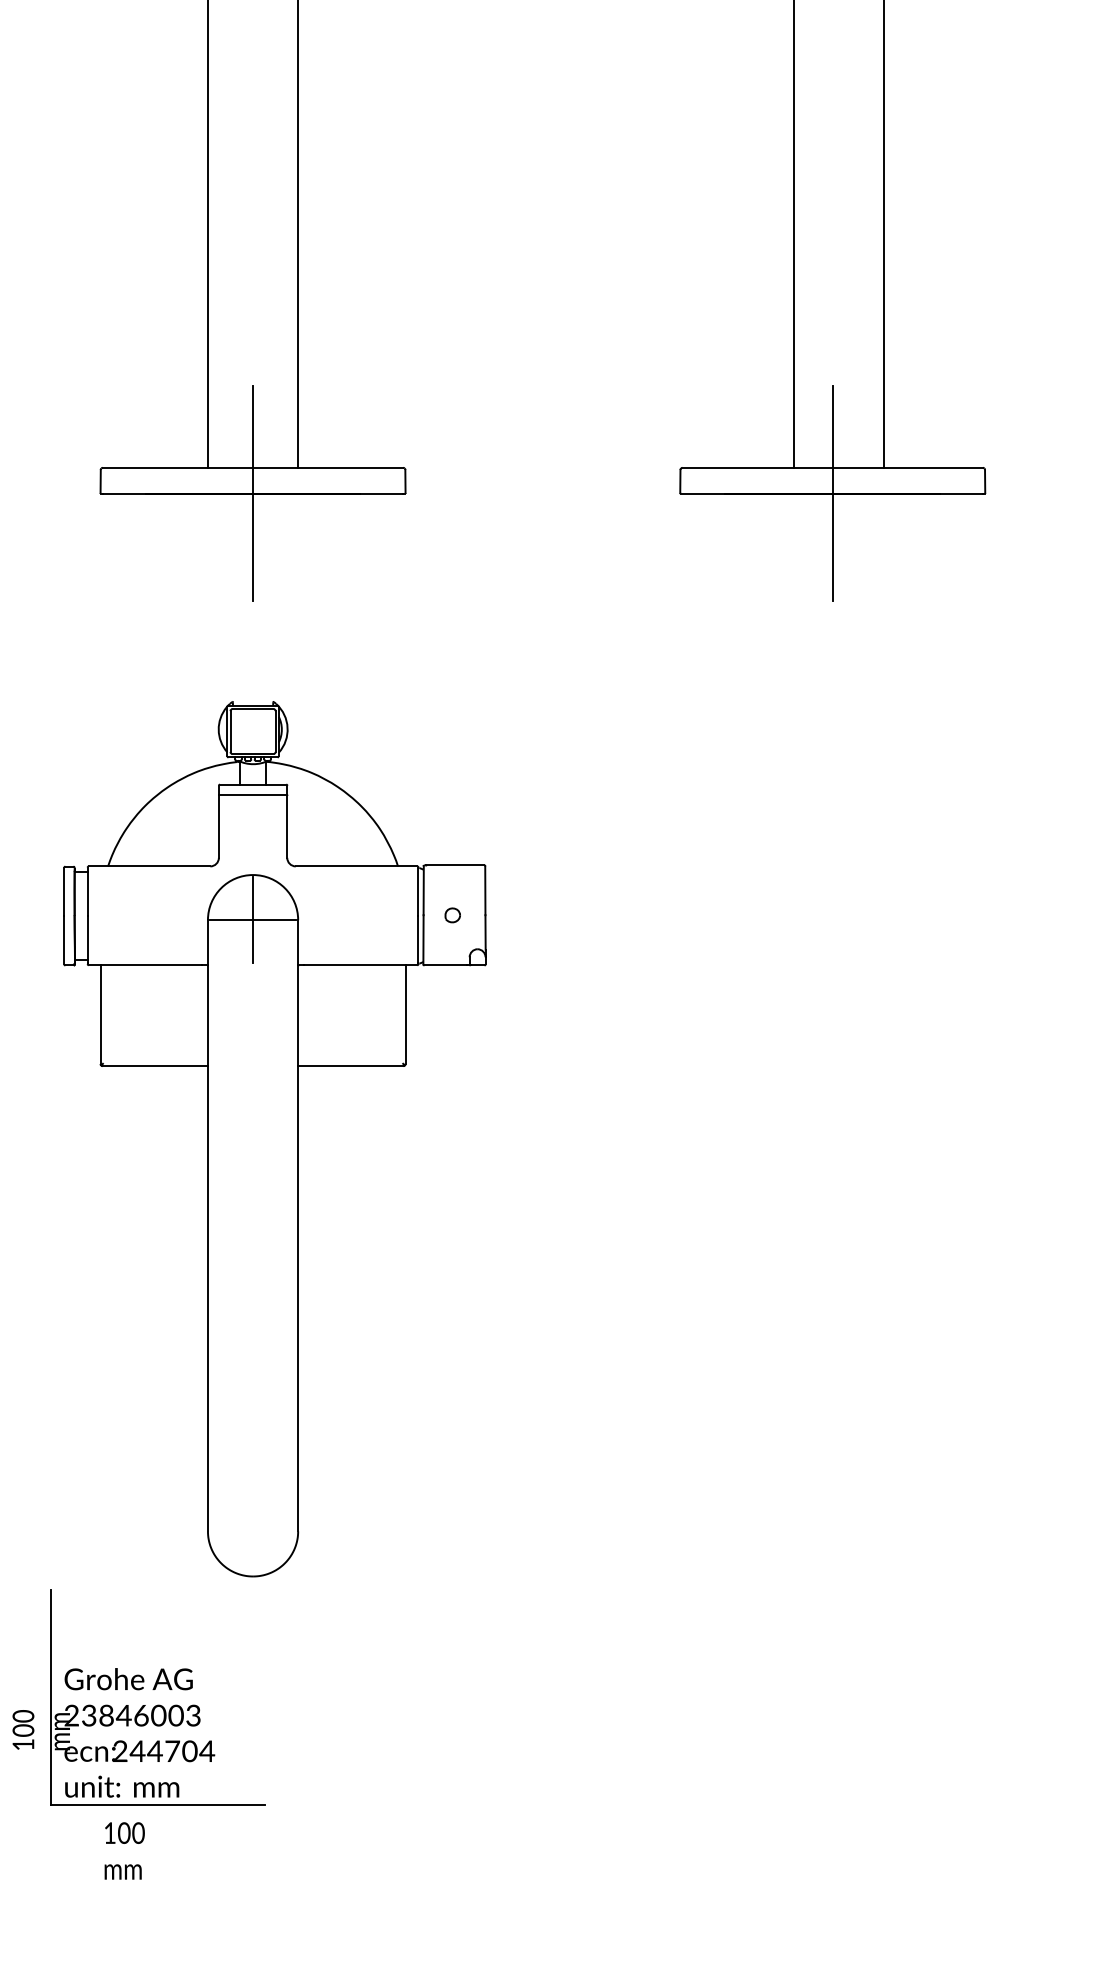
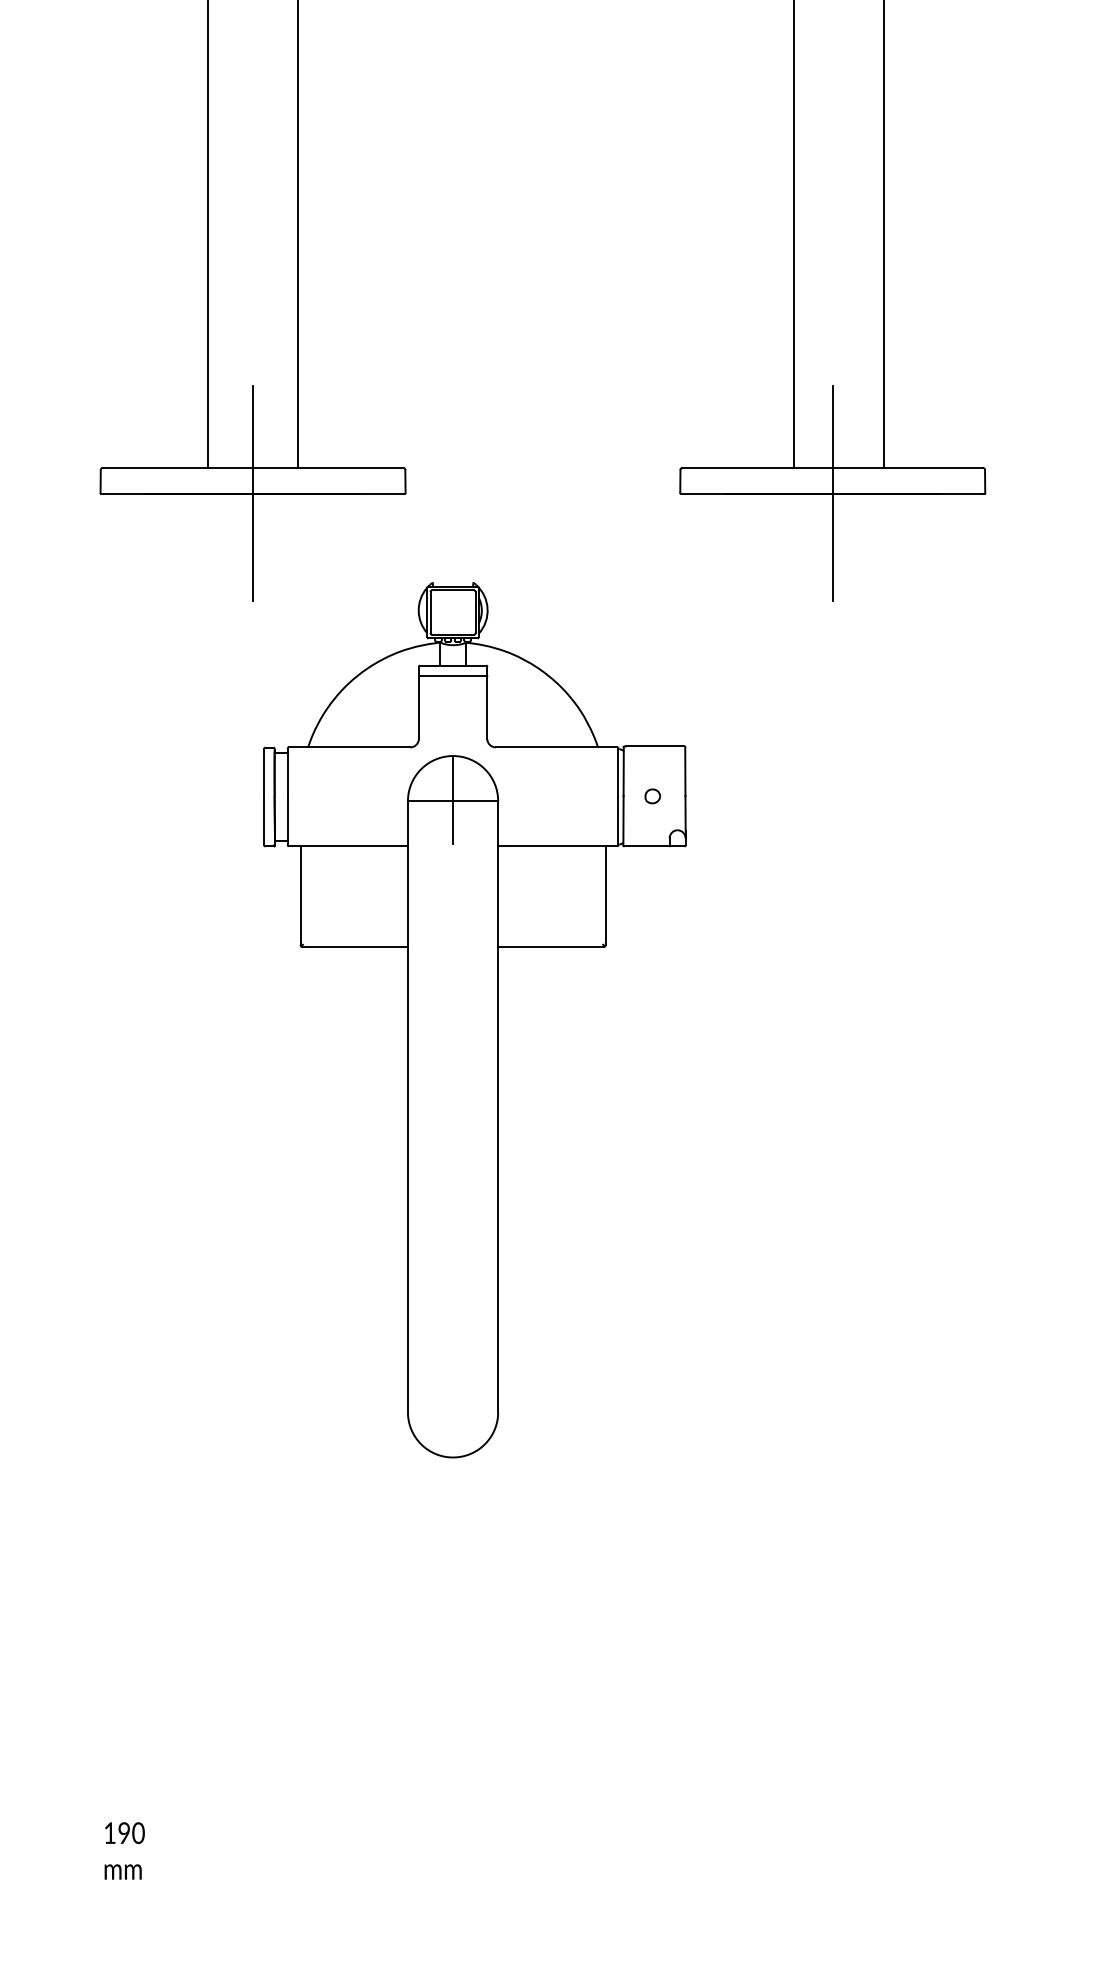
part position: (274, 1139) -> (474, 1020) (474, 1020)
part: present -> none (138, 1690)
text: 100 -> 190 (124, 1834)
